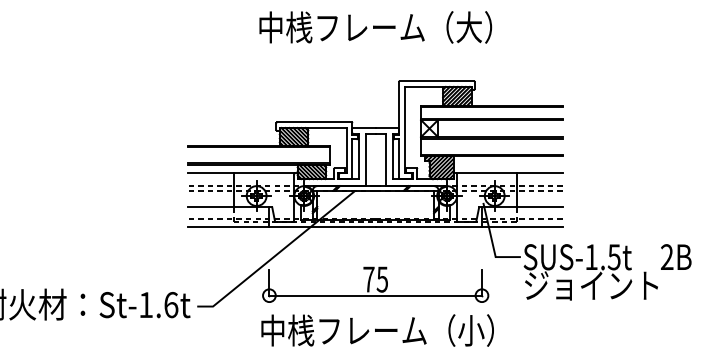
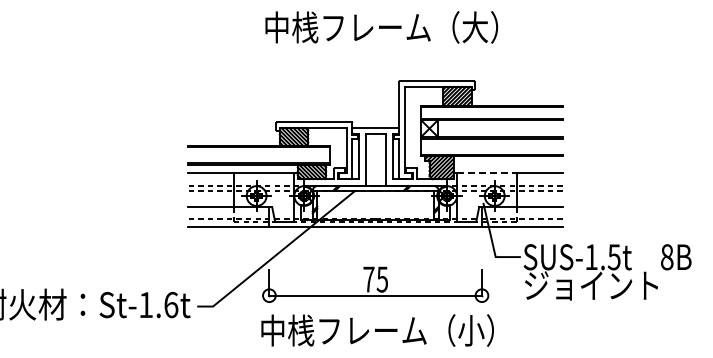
text position: (375, 27) -> (381, 27) (381, 27)
line: solid -> dashed (487, 173)
text: 2B -> 8B (667, 257)
